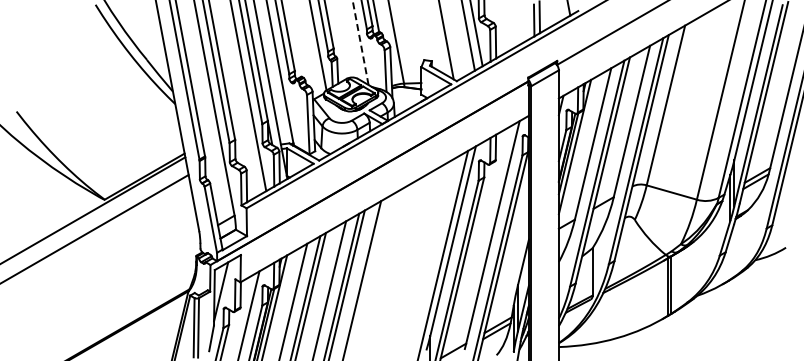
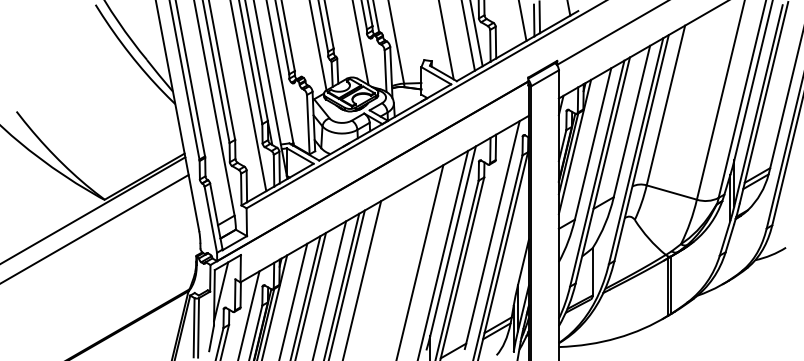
line: none -> present (522, 21)
line: dashed -> solid (360, 42)
line: none -> present (420, 261)
